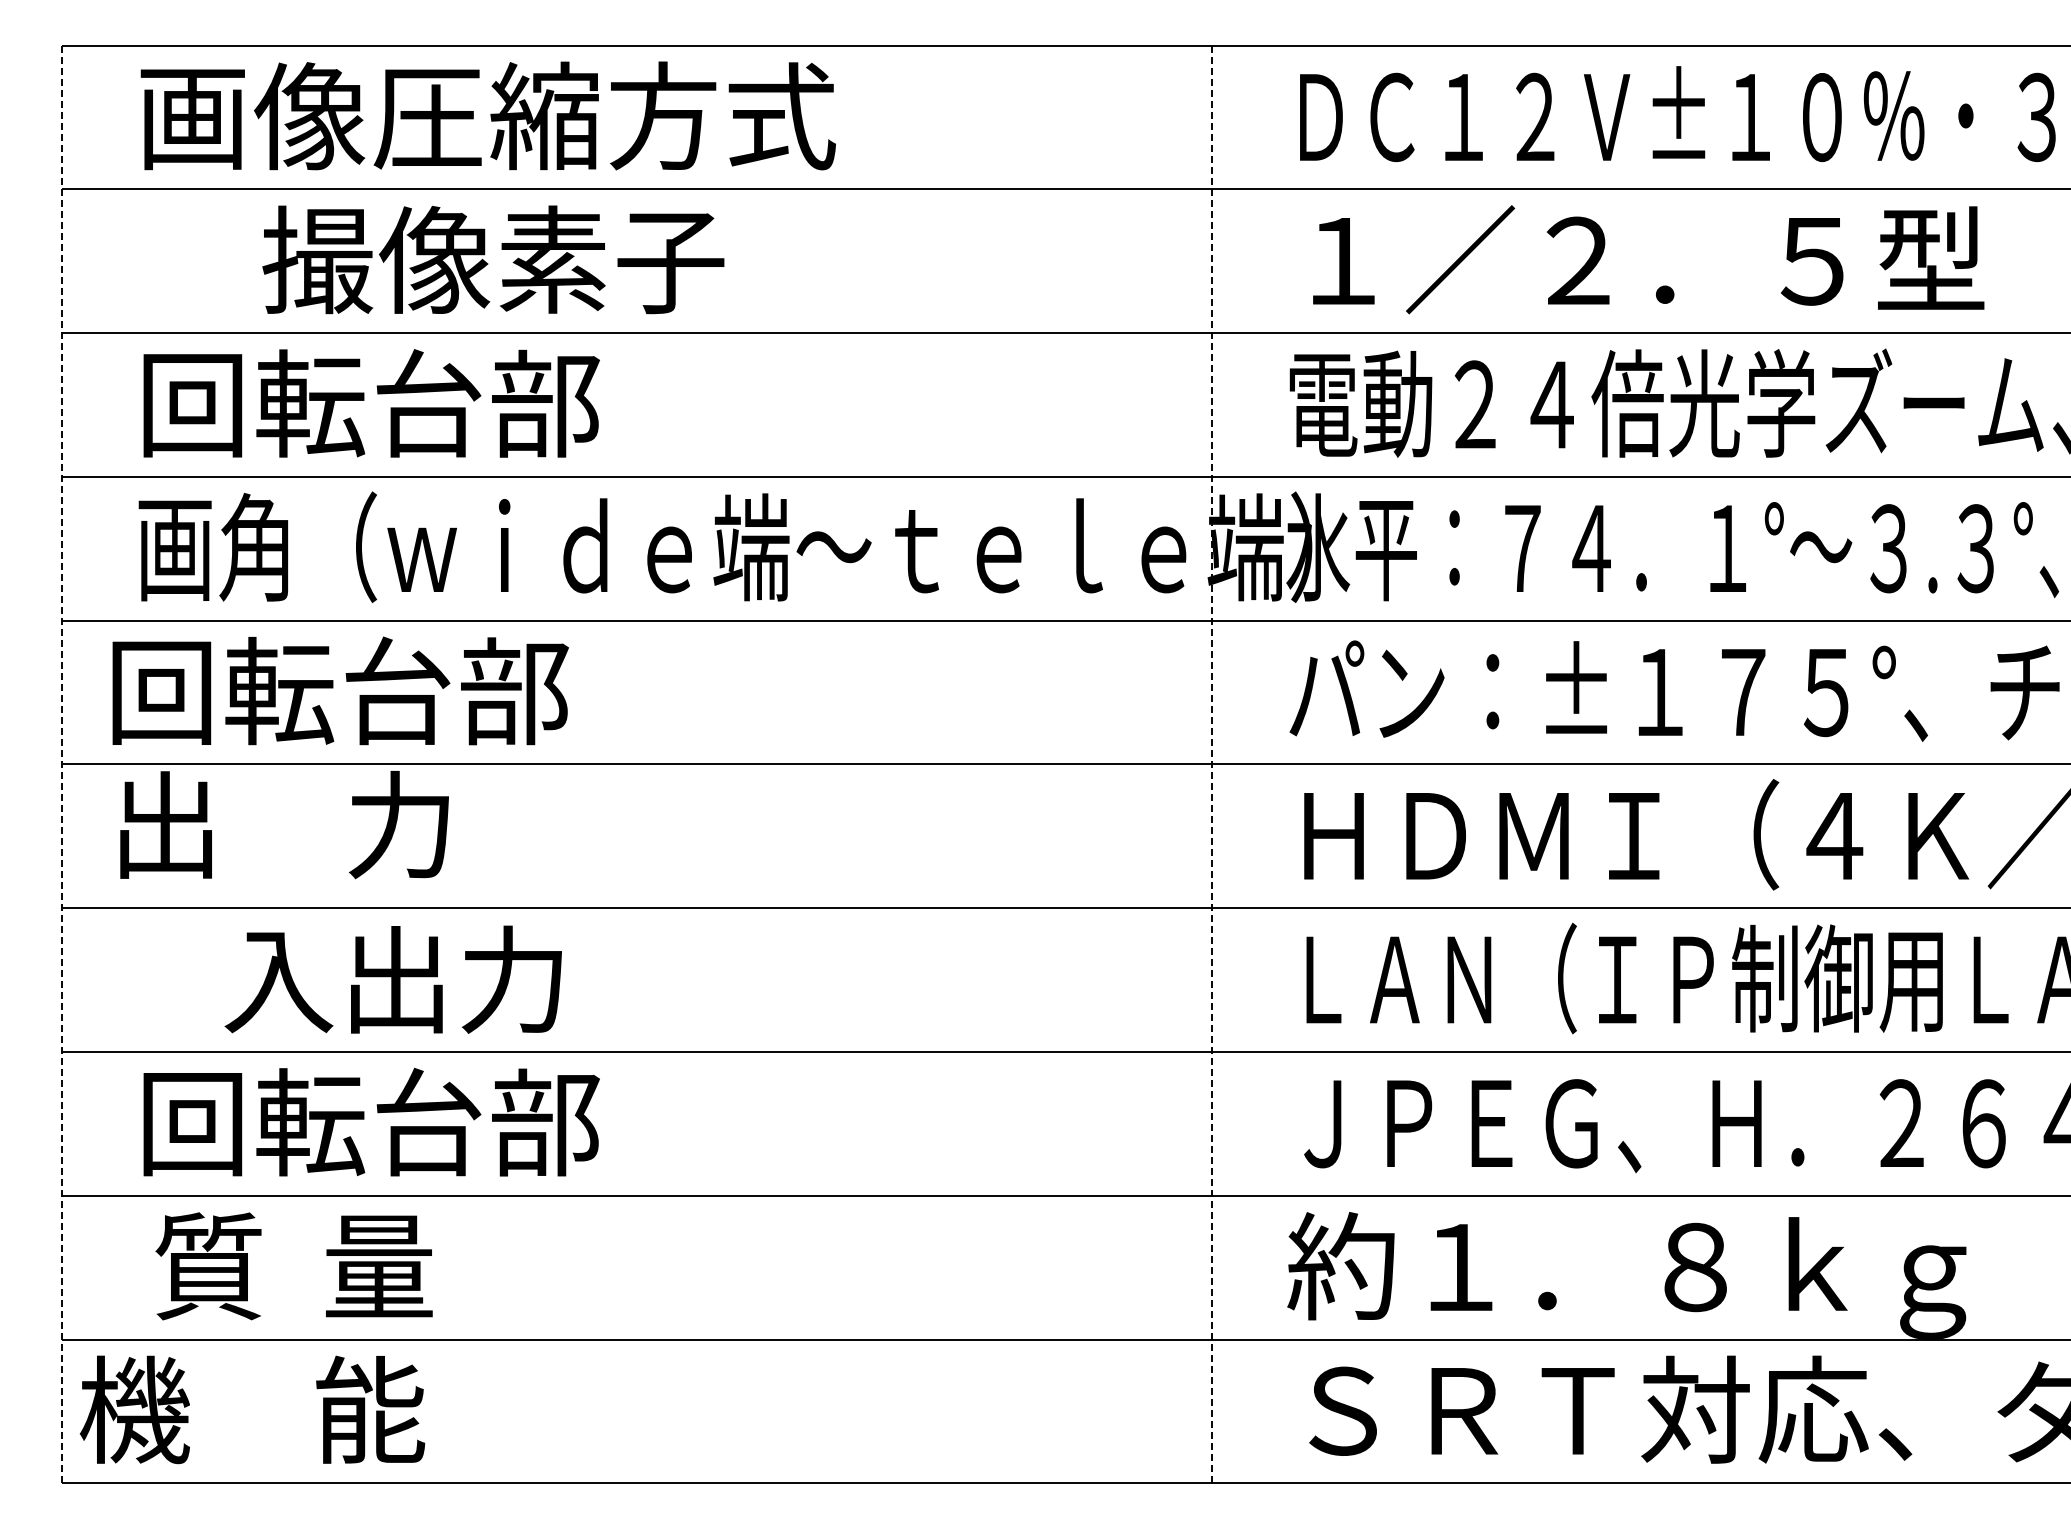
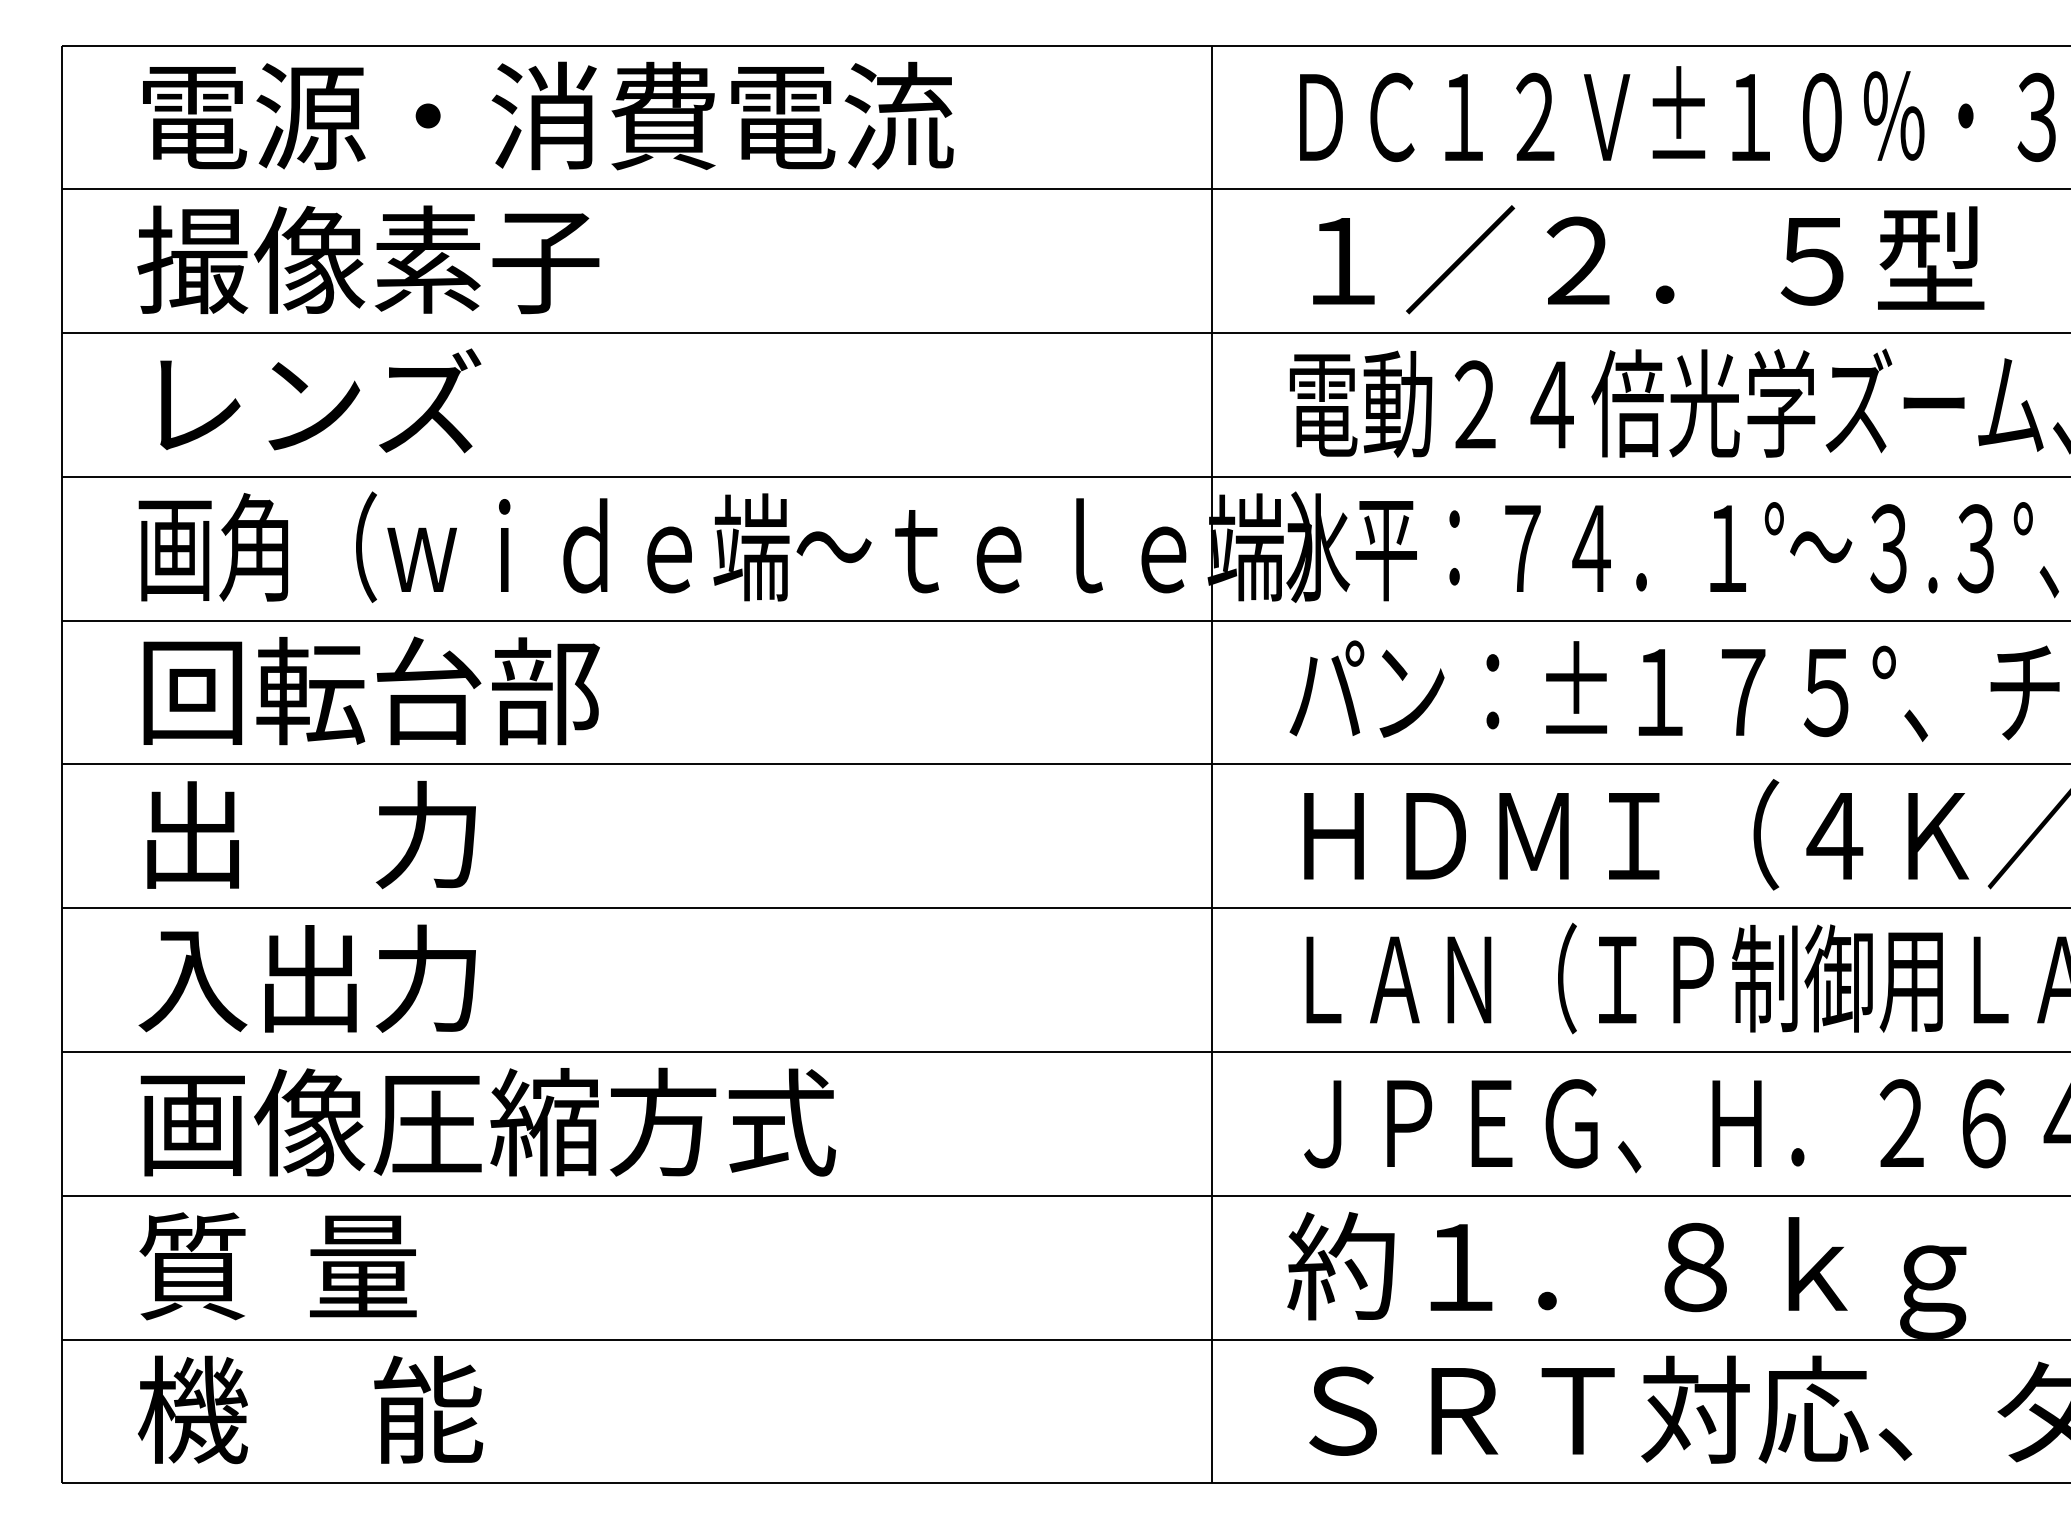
text: 画像圧縮方式 -> 電源・消費電流 (546, 115)
text position: (493, 259) -> (368, 259) (368, 259)
text: 回転台部 -> レンズ (371, 402)
text position: (340, 690) -> (371, 690) (371, 690)
line: dashed -> solid (62, 764)
line: dashed -> solid (1212, 764)
text position: (284, 825) -> (311, 835) (311, 835)
text position: (392, 979) -> (306, 978) (306, 978)
text: 回転台部 -> 画像圧縮方式 (488, 1121)
text position: (293, 1266) -> (277, 1266) (277, 1266)
text position: (252, 1409) -> (310, 1409) (310, 1409)
